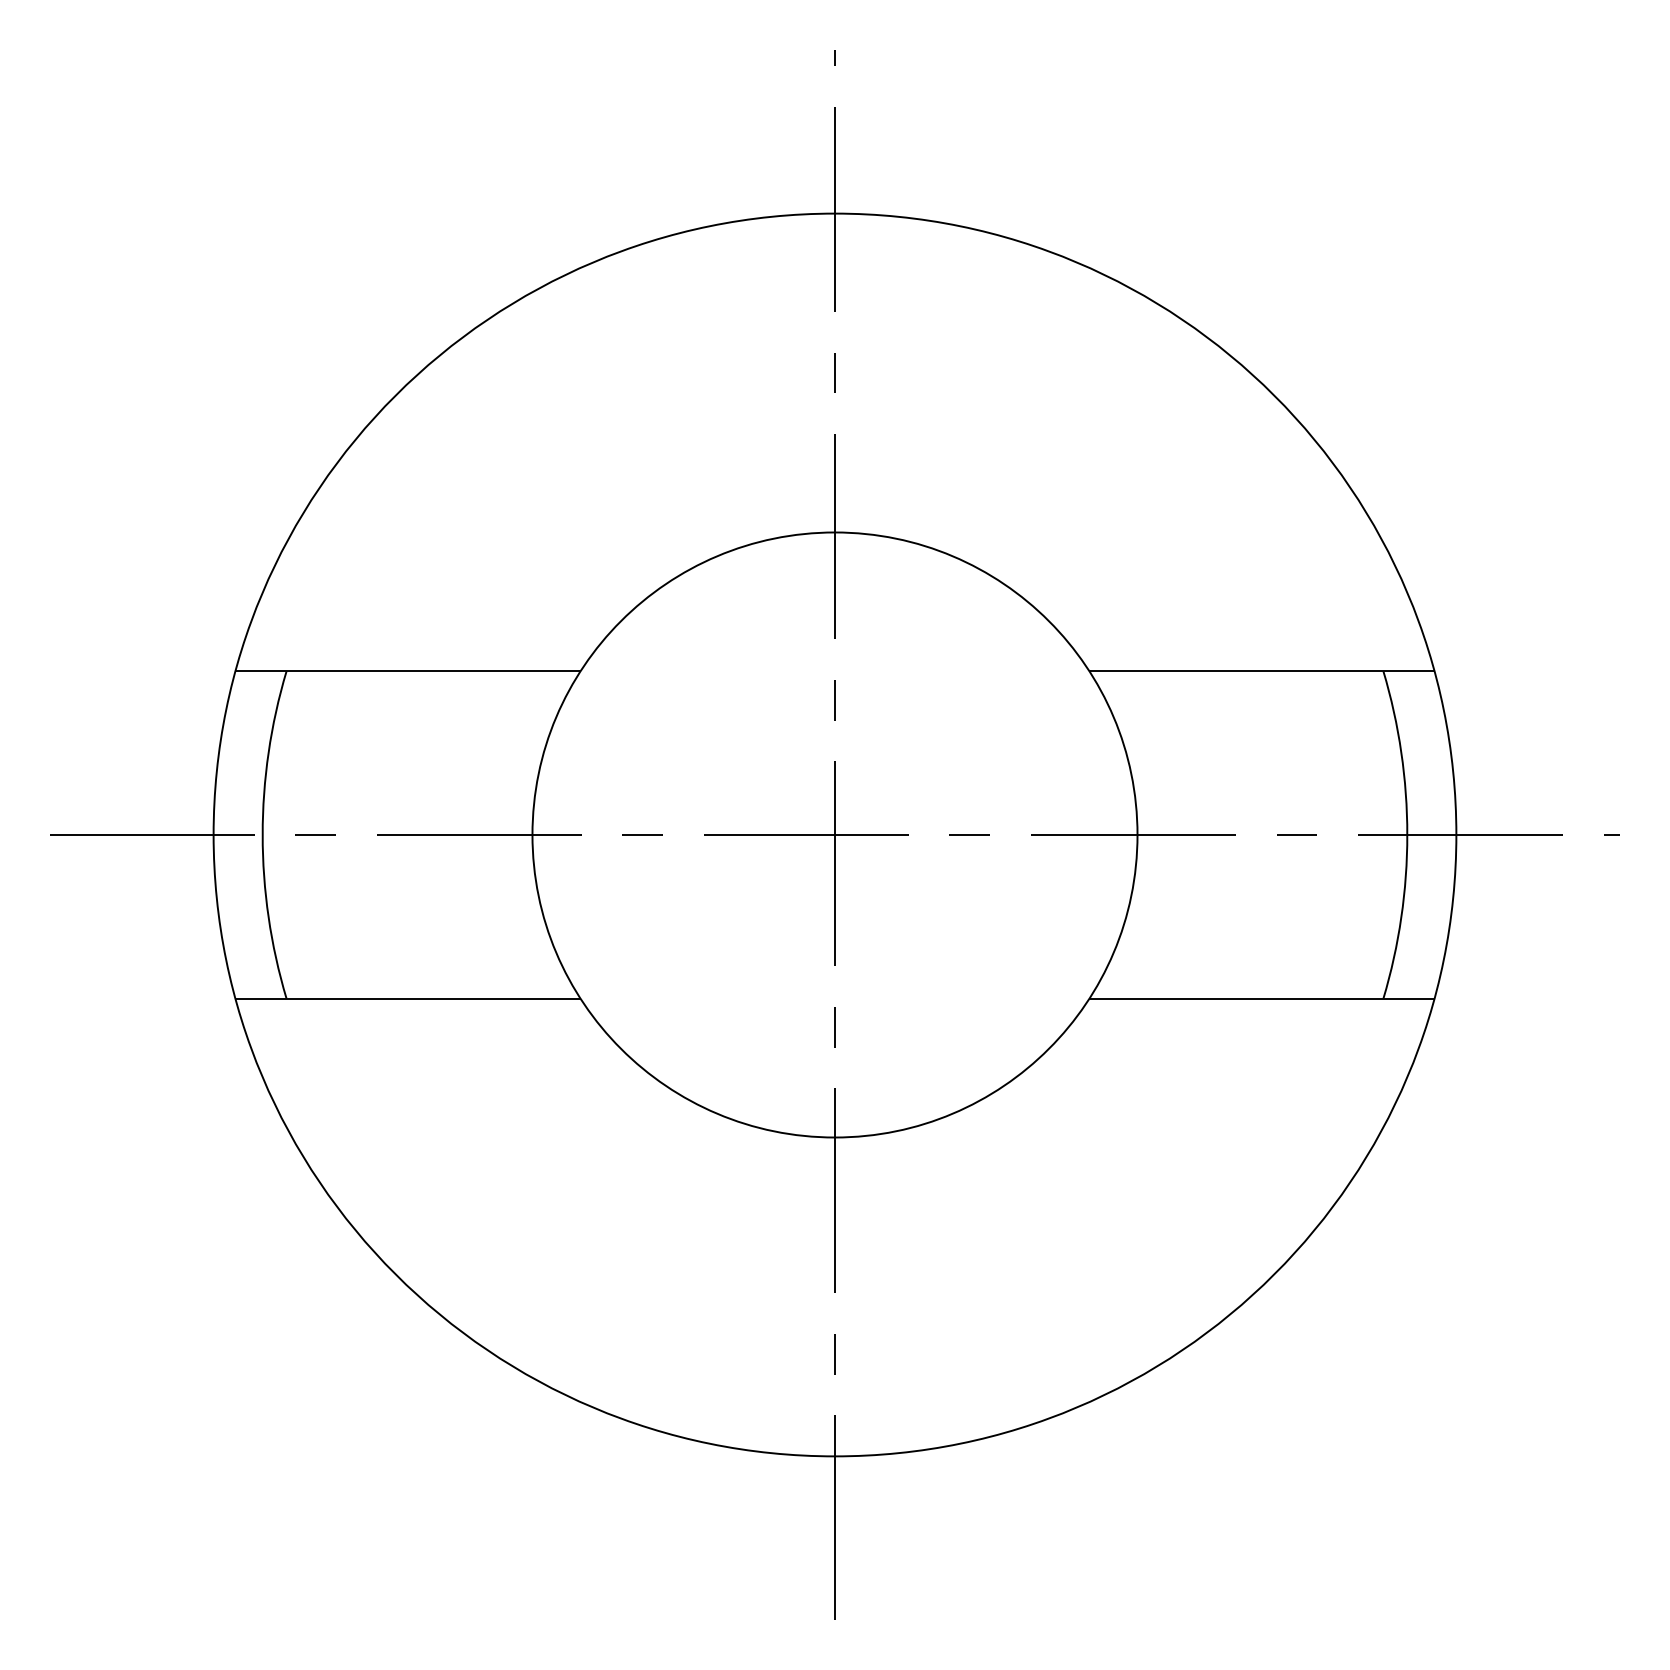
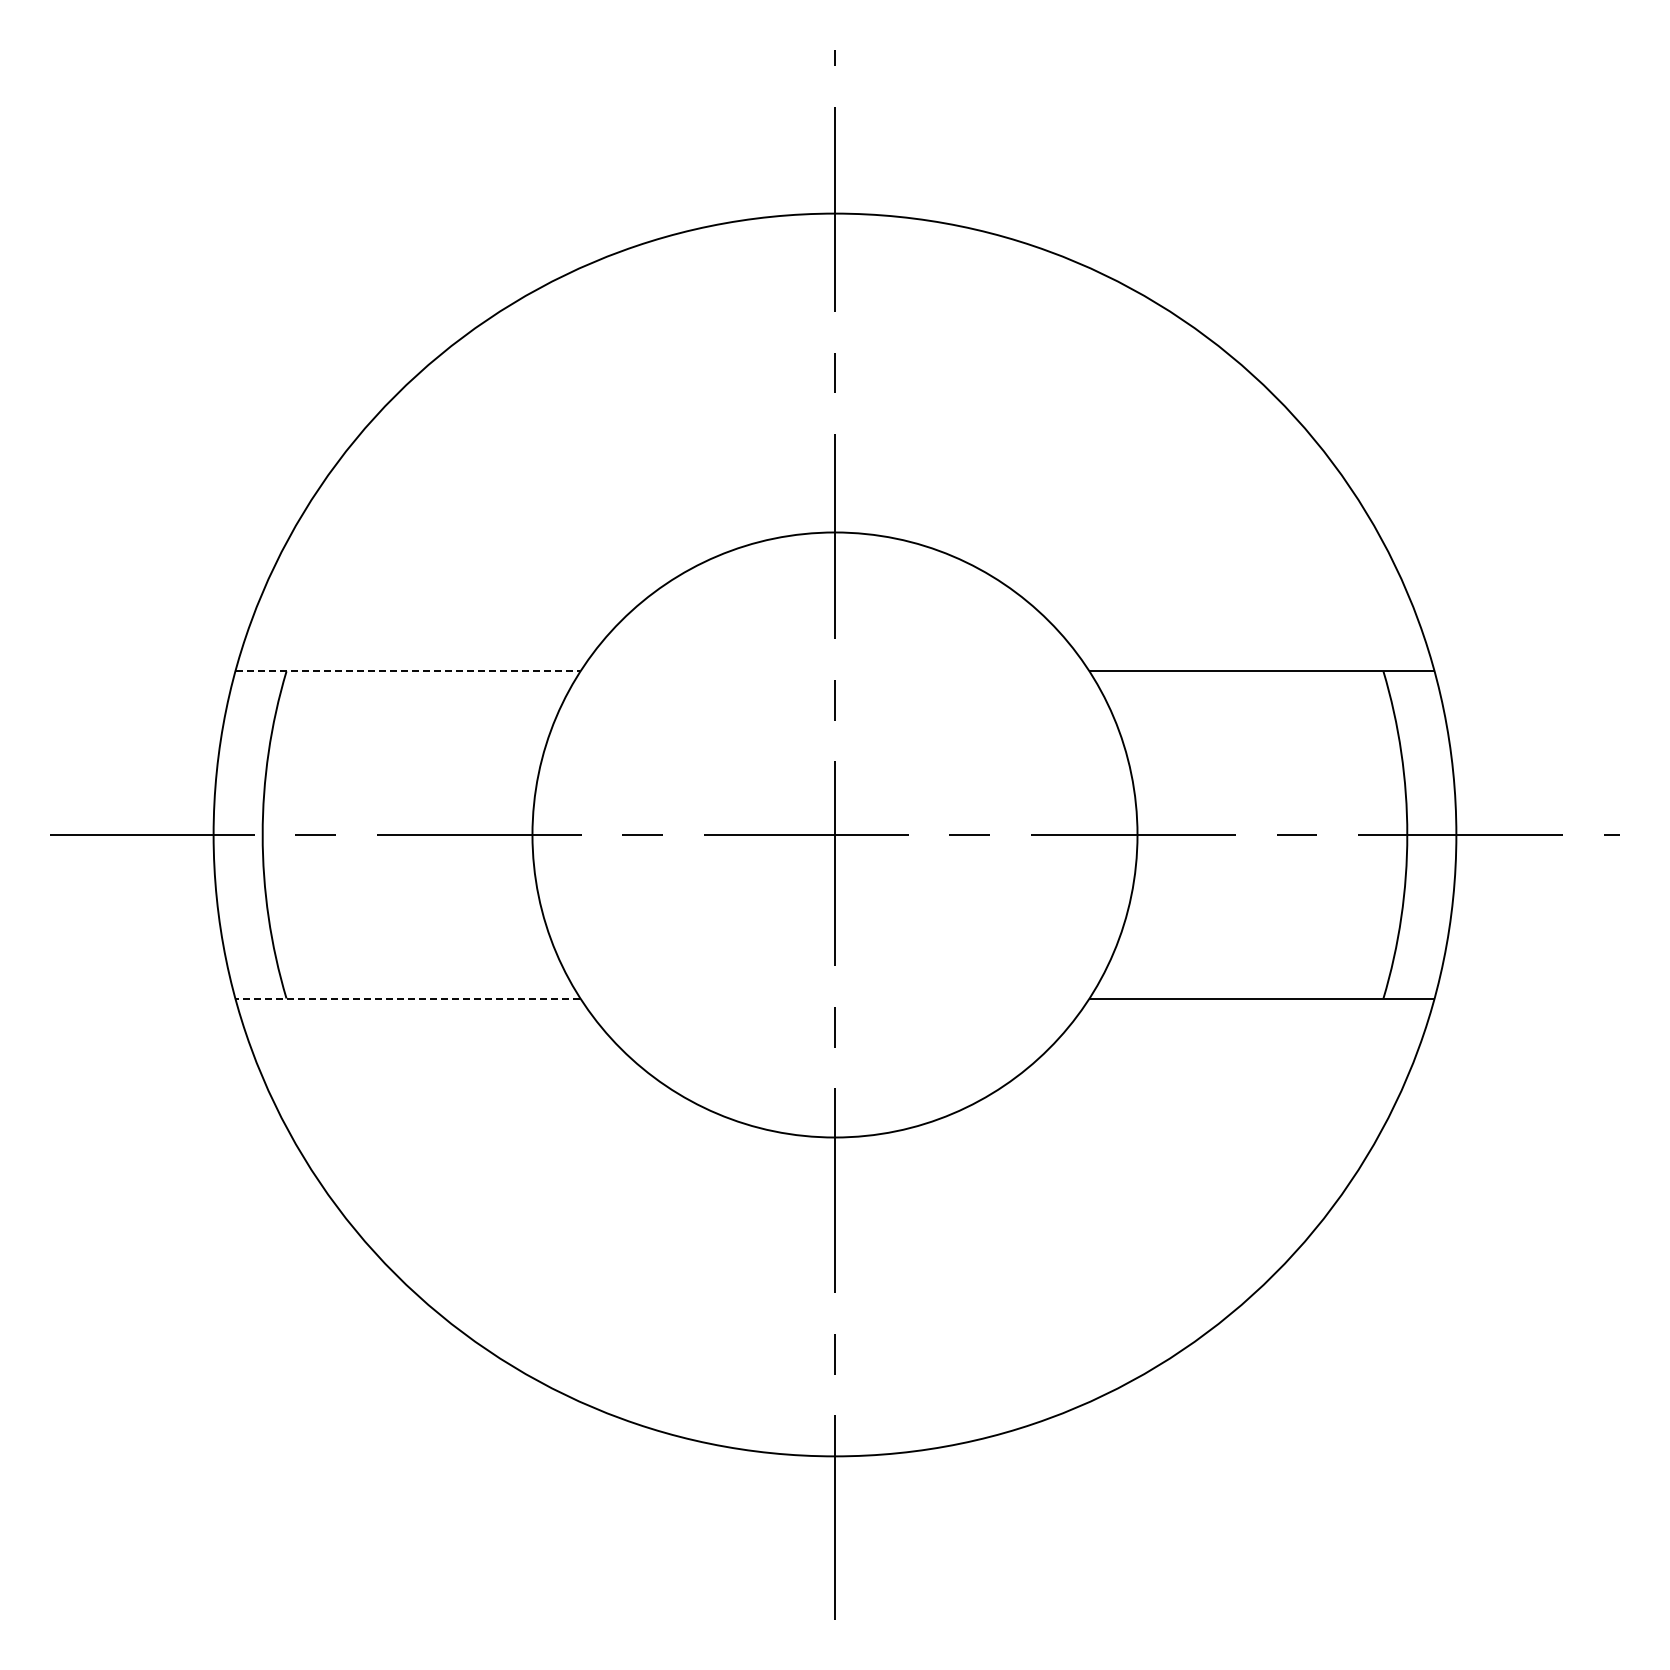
line: solid -> dashed (408, 671)
line: solid -> dashed (407, 998)
